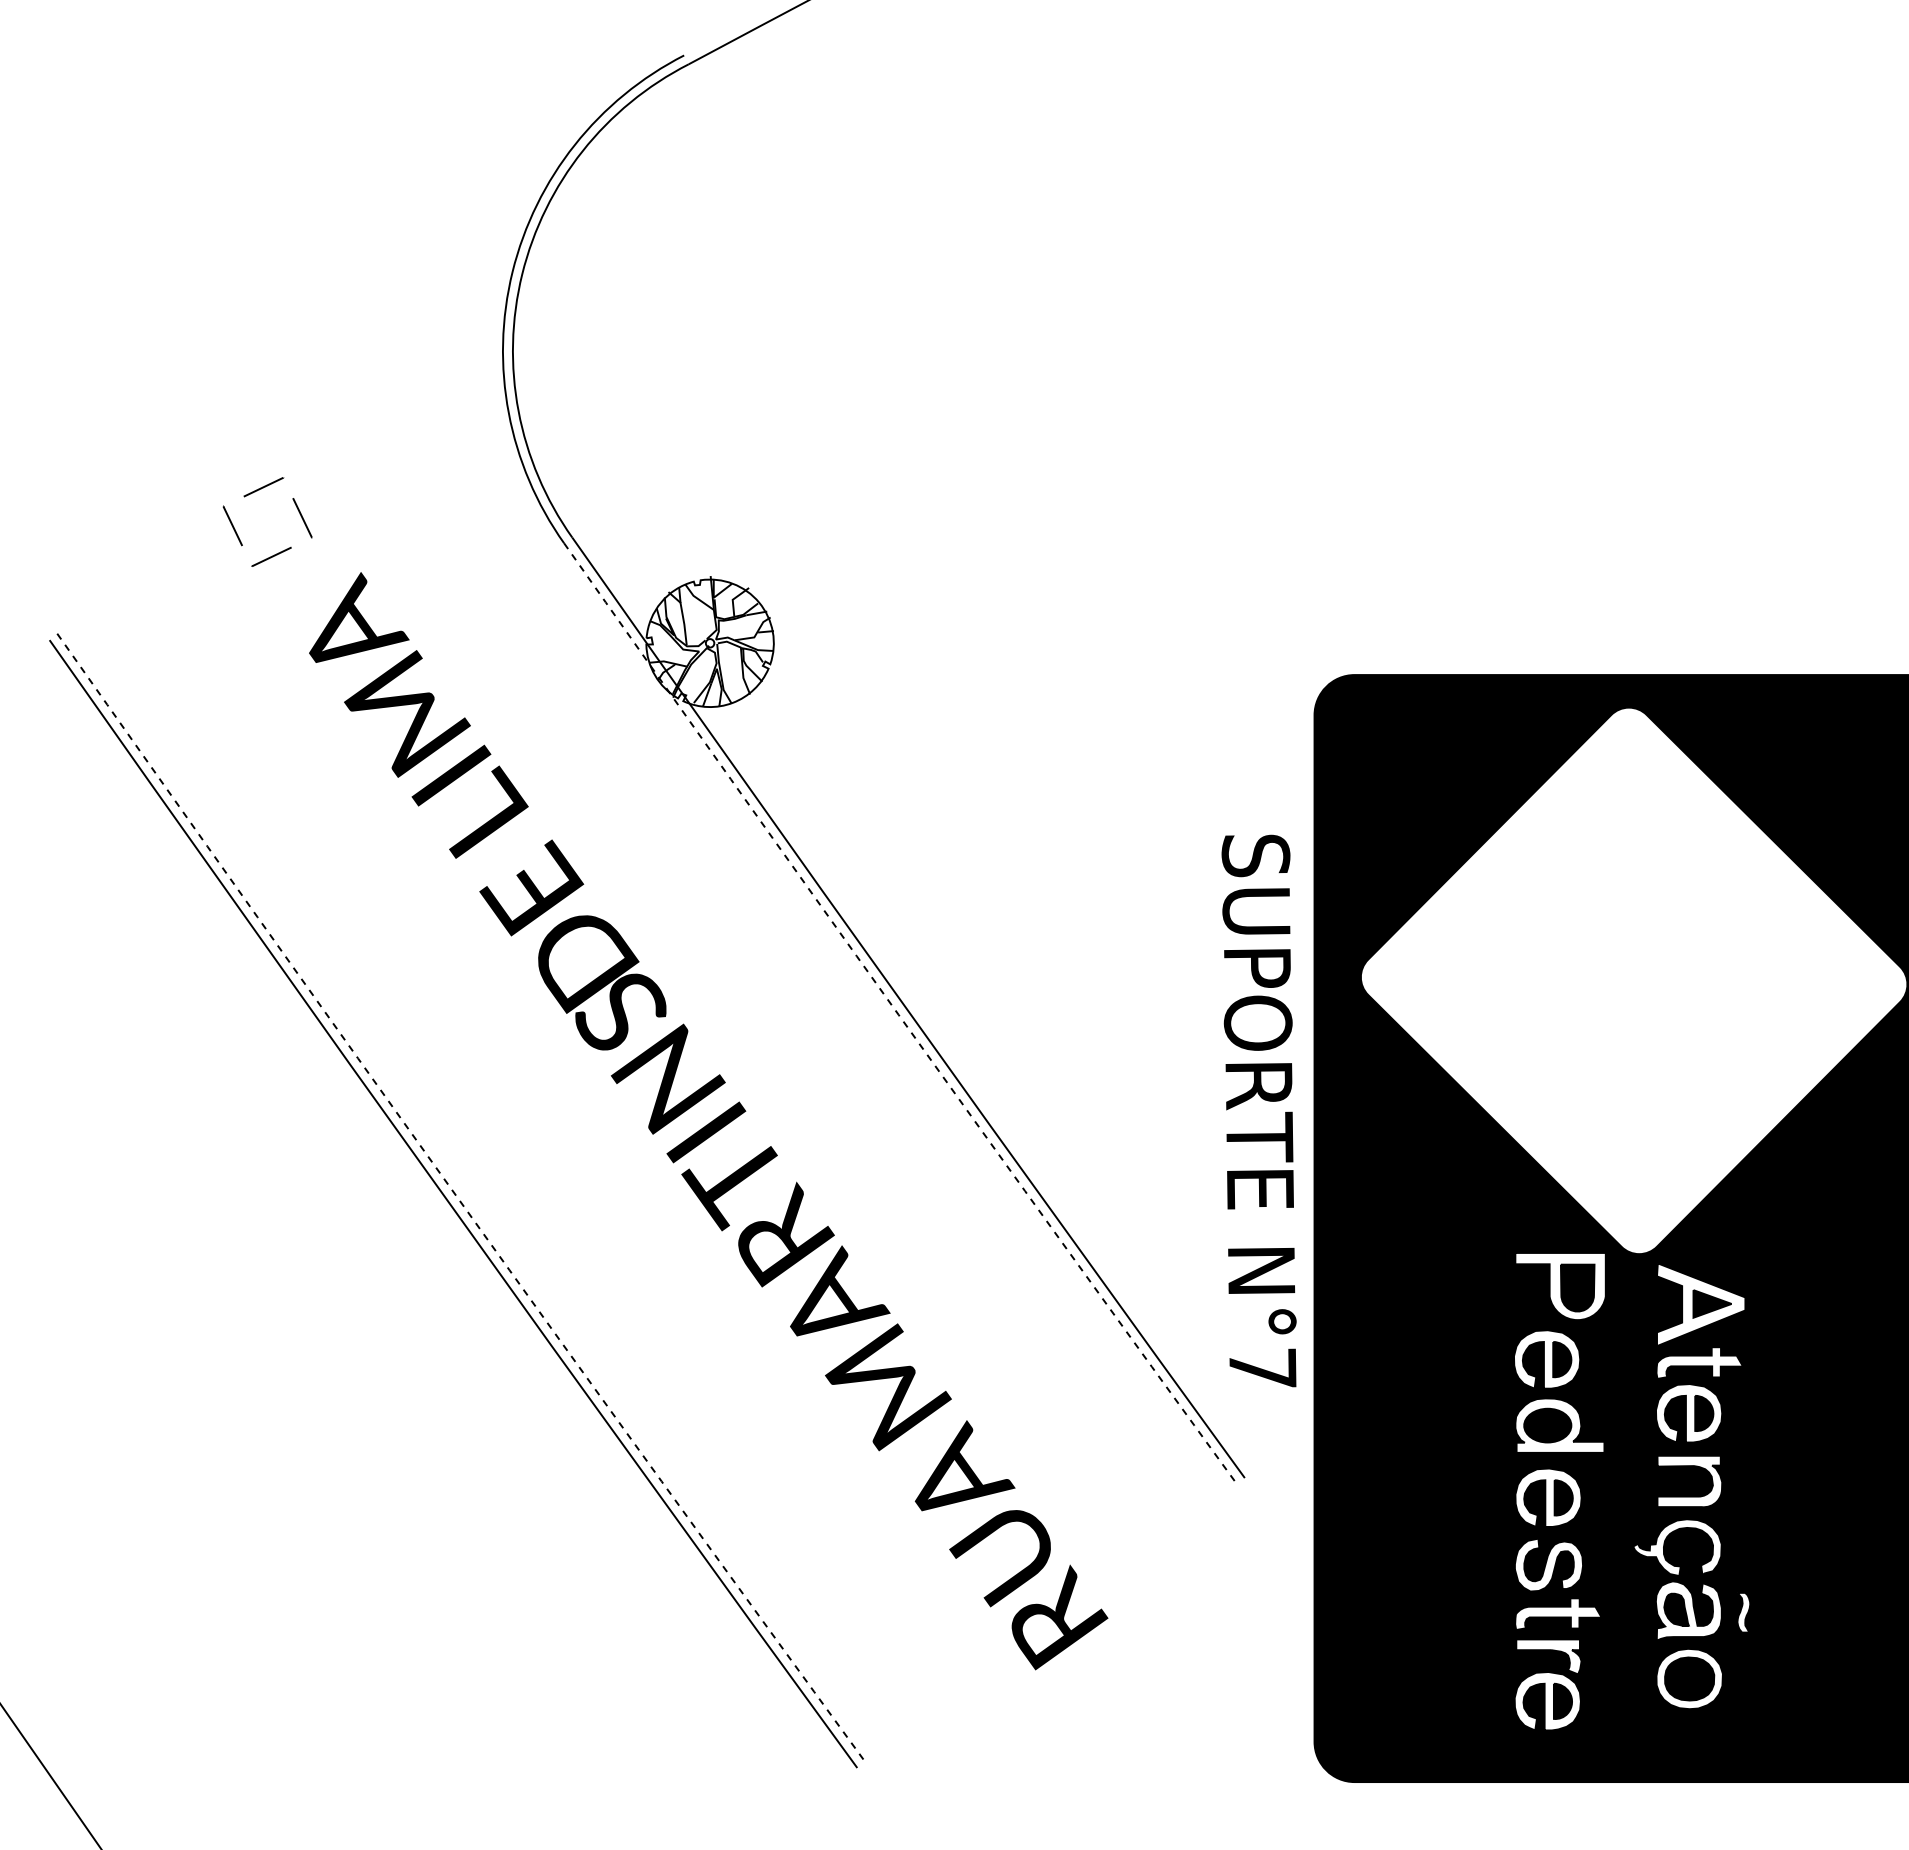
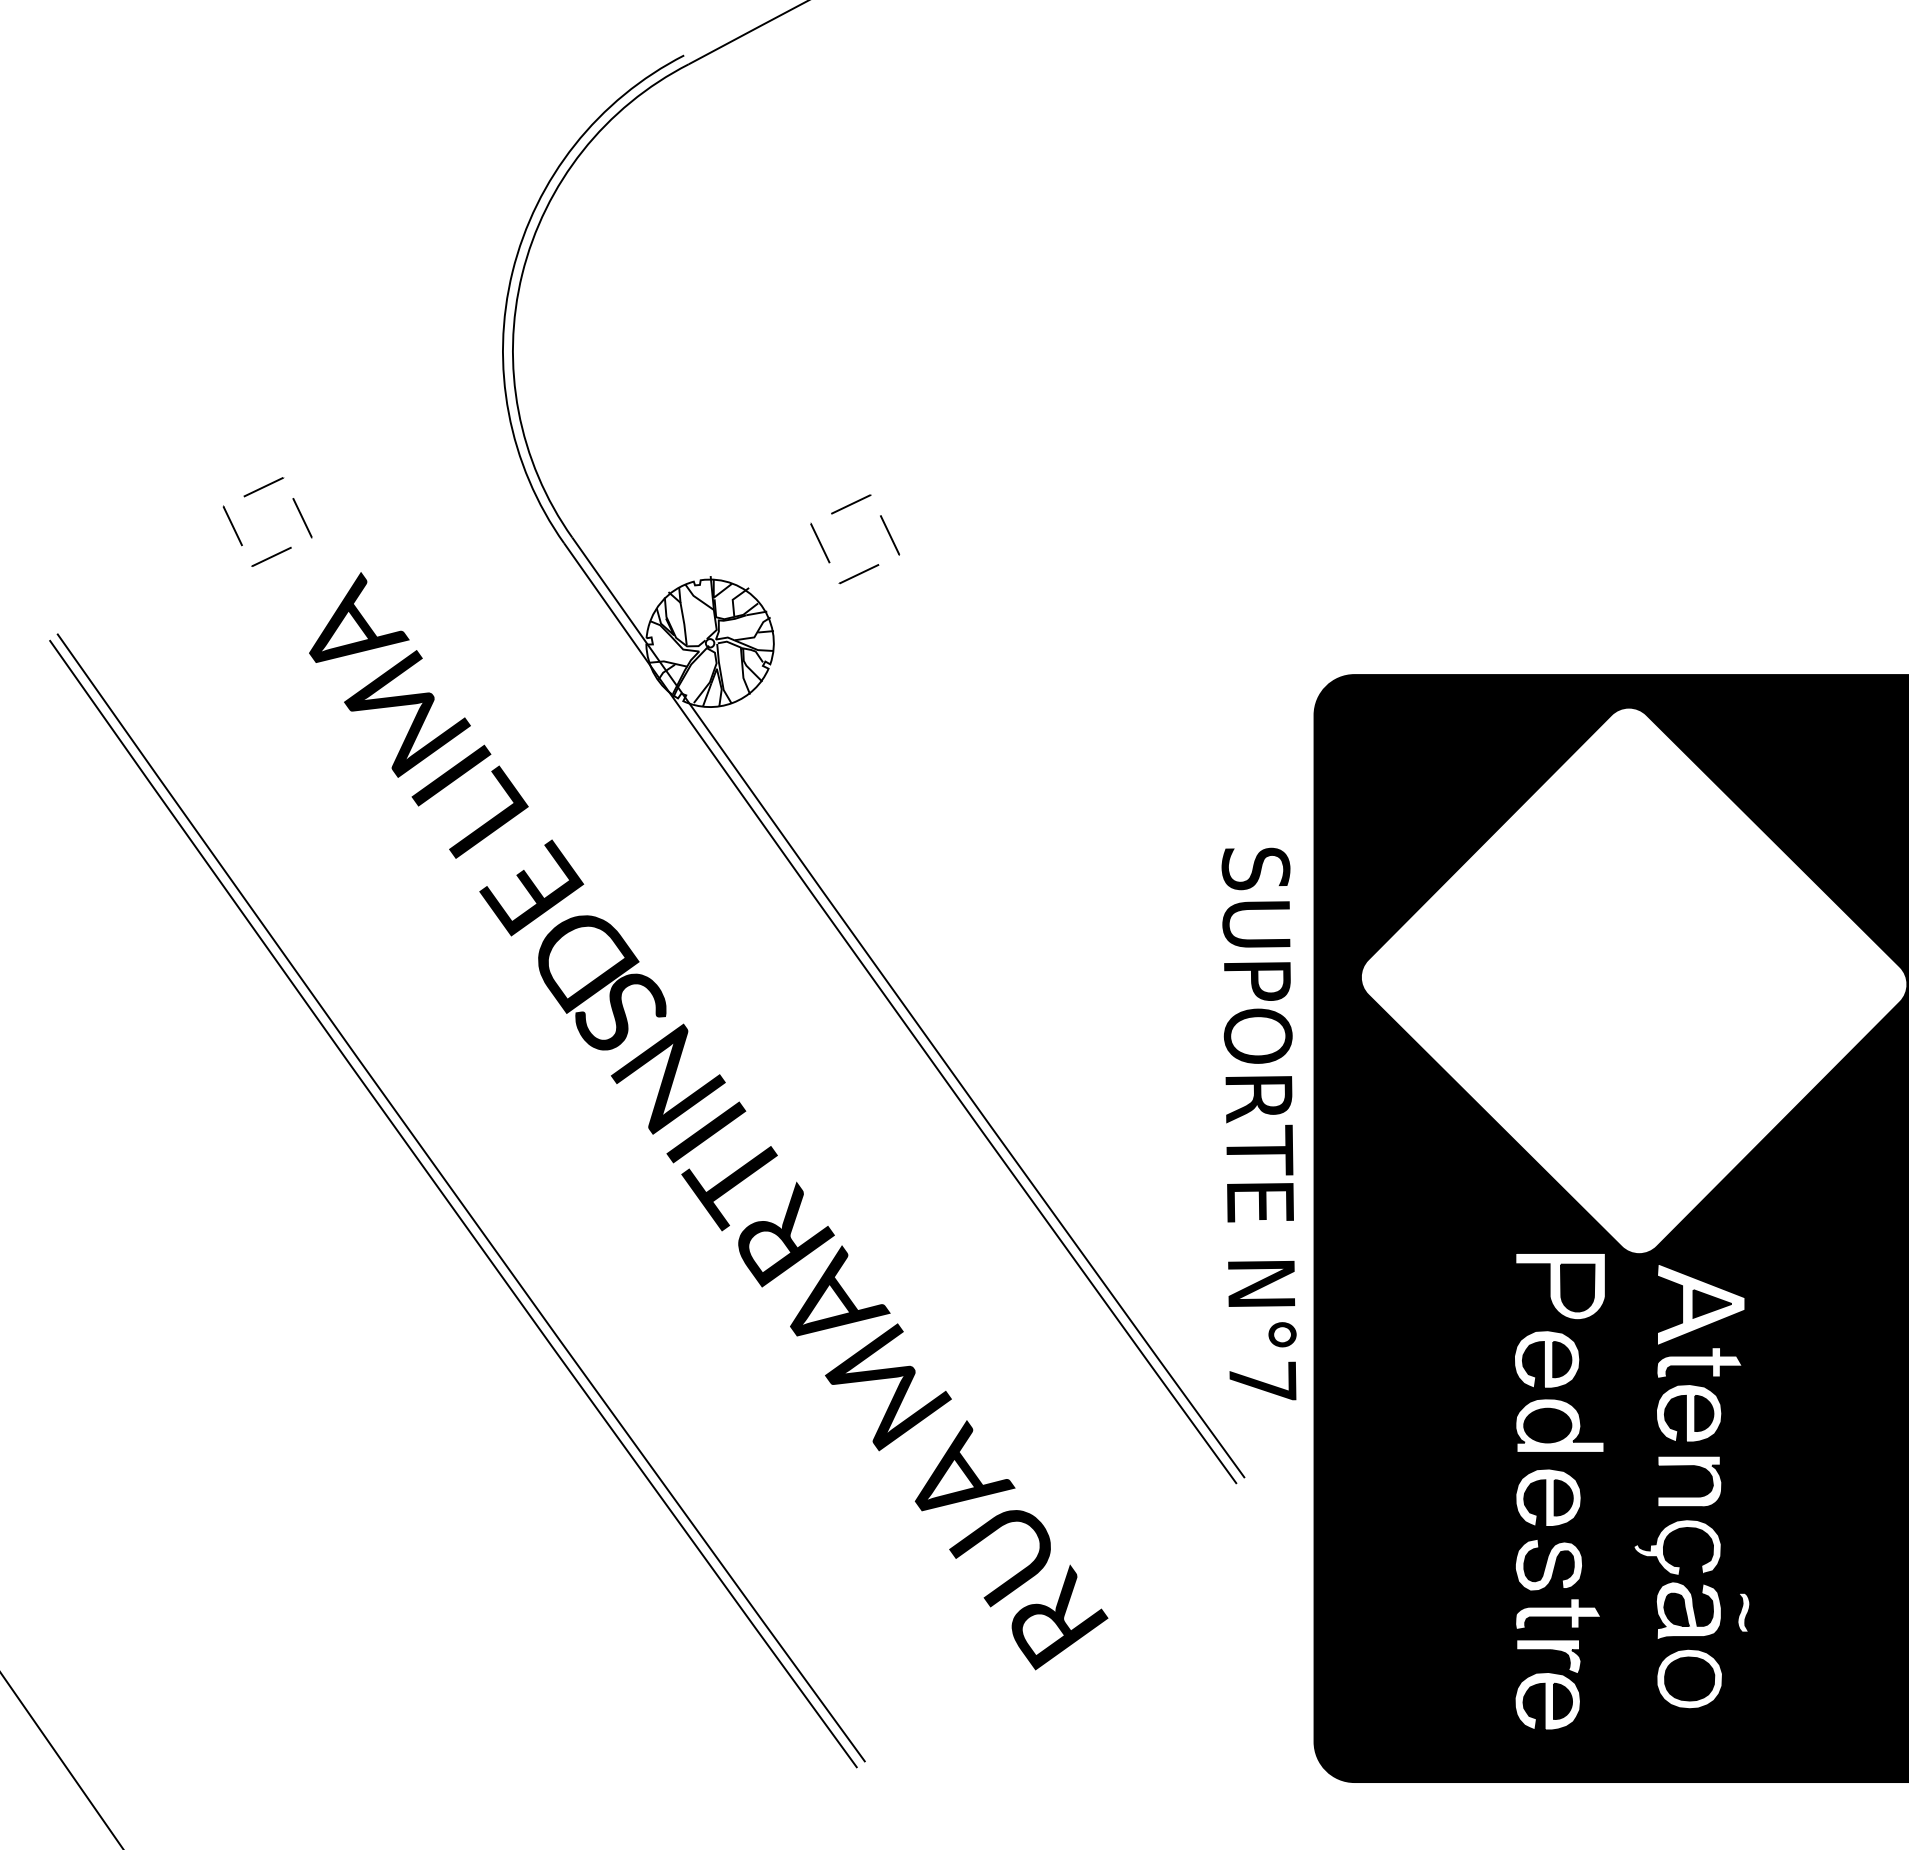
part: none -> present (883, 524)
arc: dashed -> solid (898, 1014)
text position: (1258, 1110) -> (1258, 1123) (1258, 1123)
arc: dashed -> solid (458, 1199)
line position: (50, 1776) -> (61, 1760) (61, 1760)
